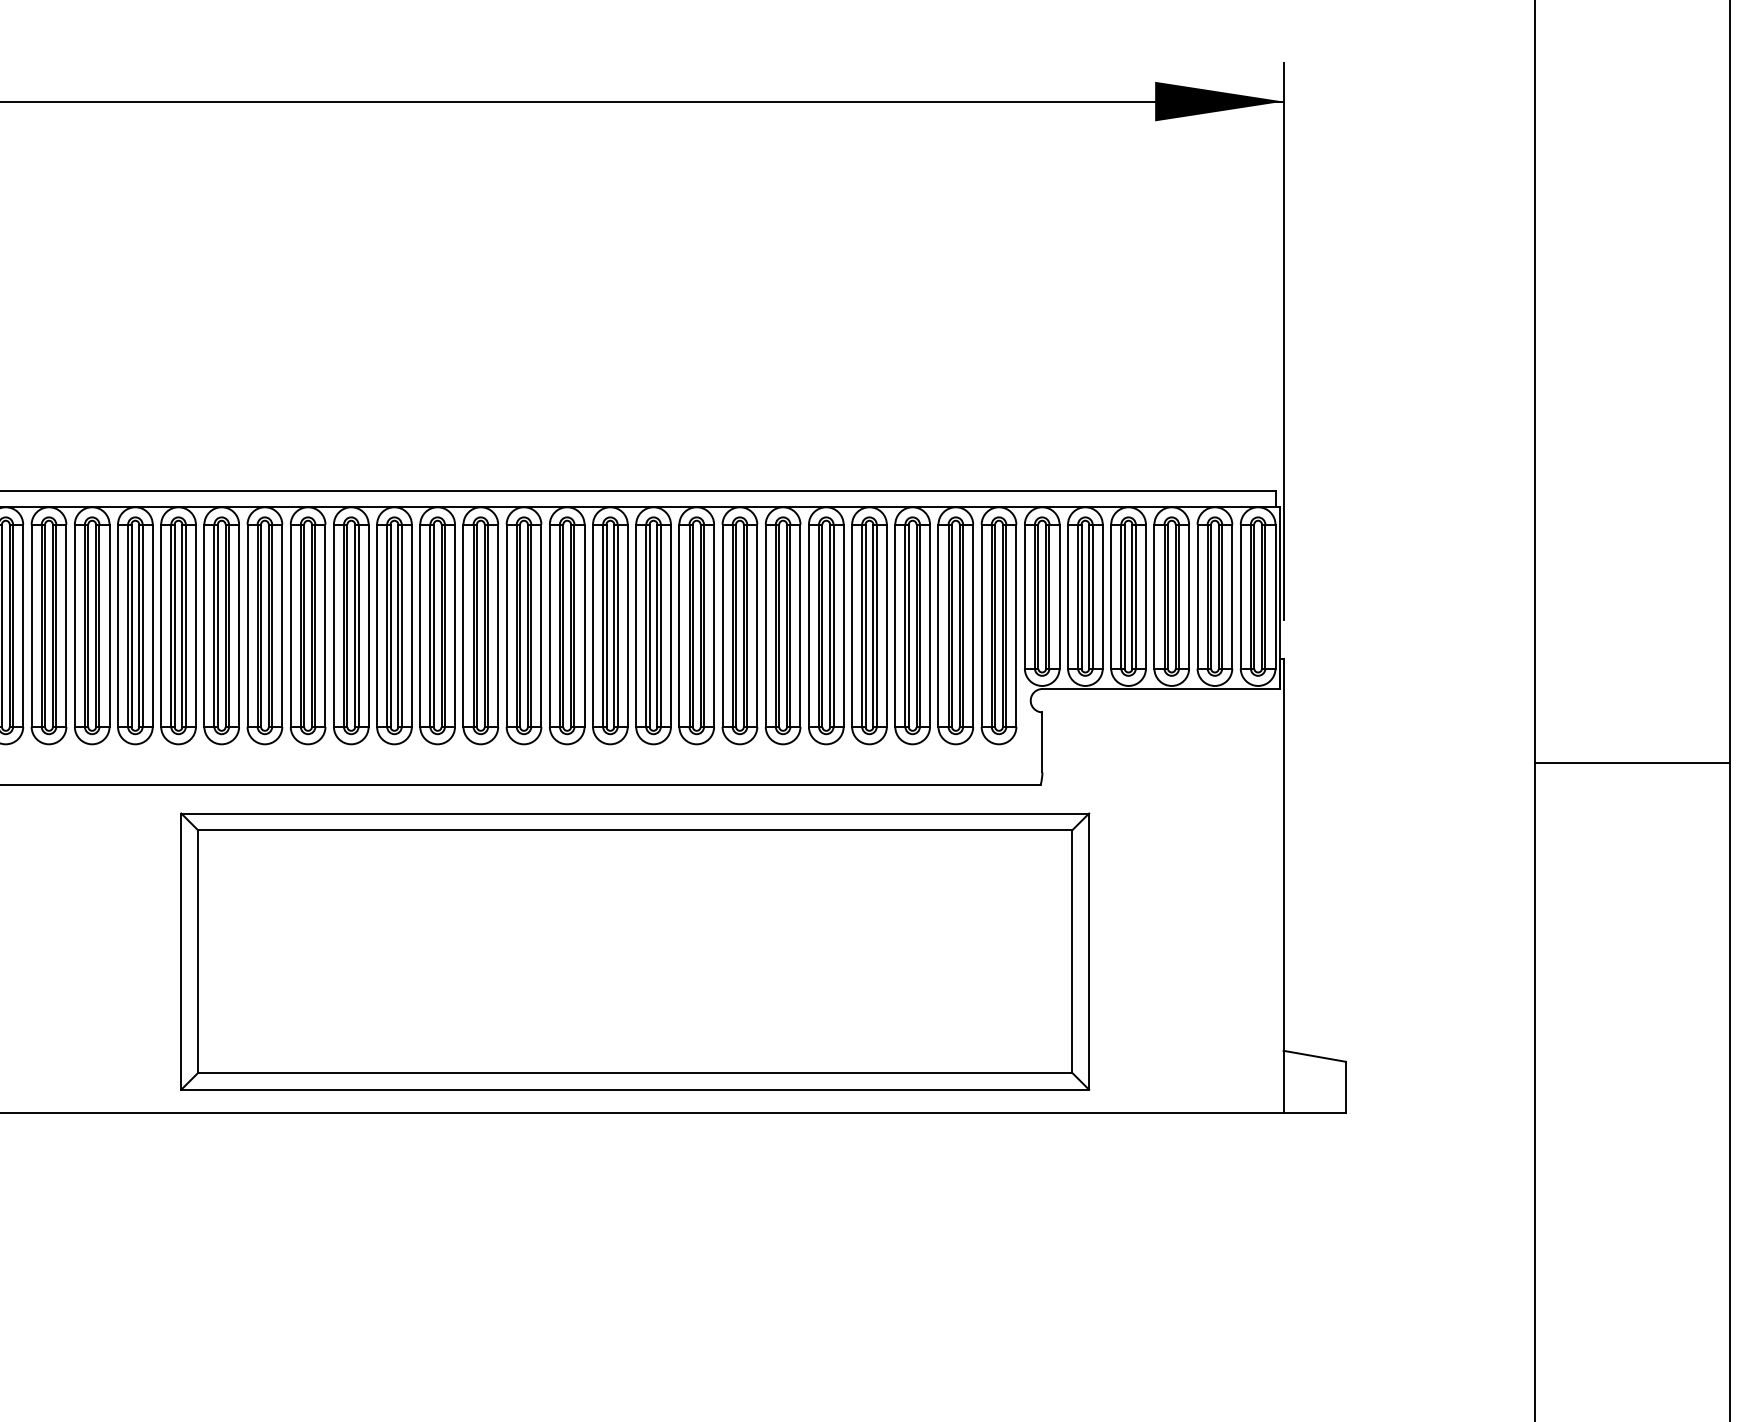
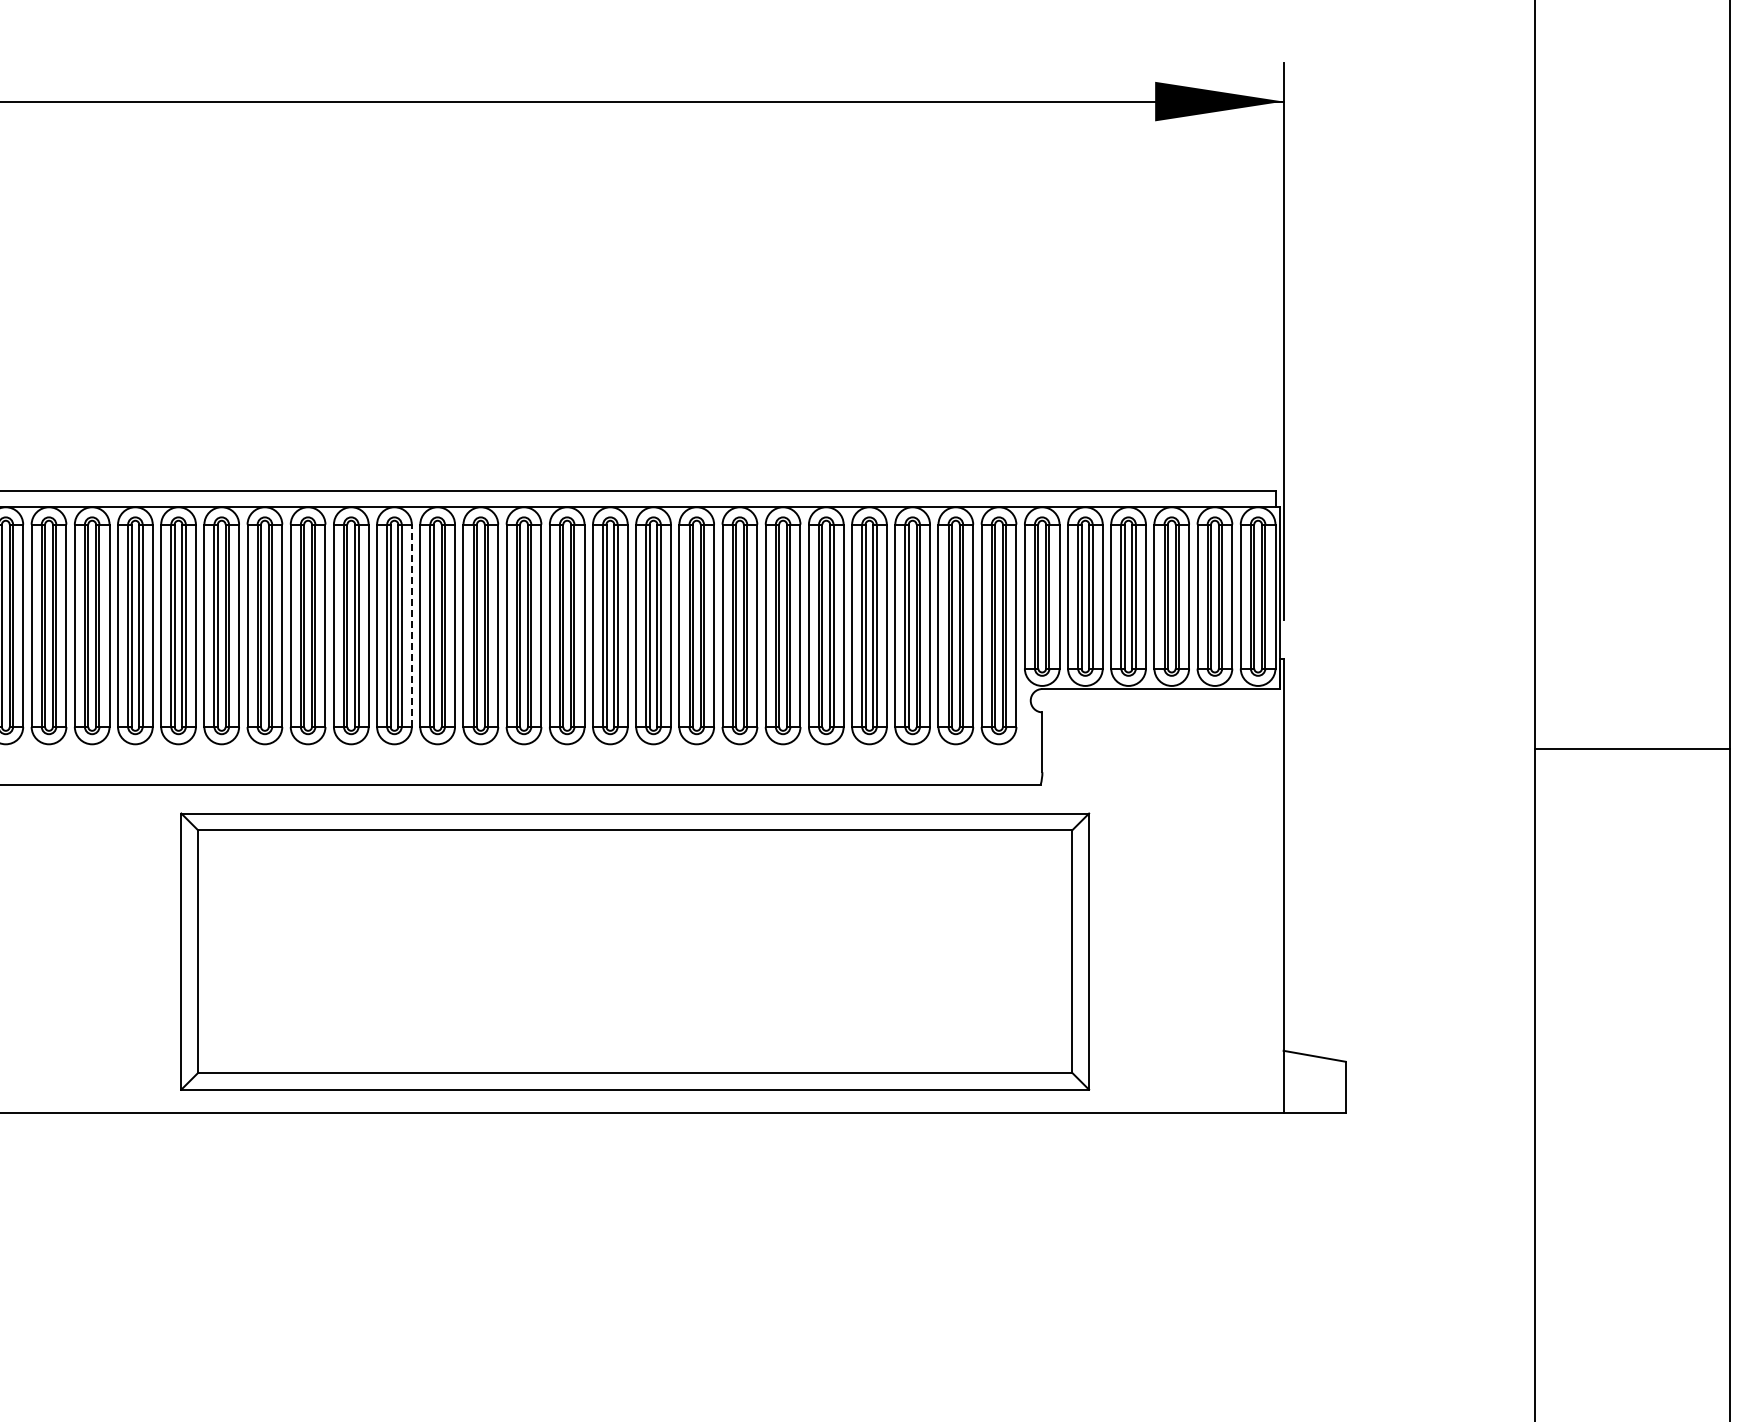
line: solid -> dashed (411, 625)
line position: (1632, 763) -> (1632, 749) (1632, 749)
